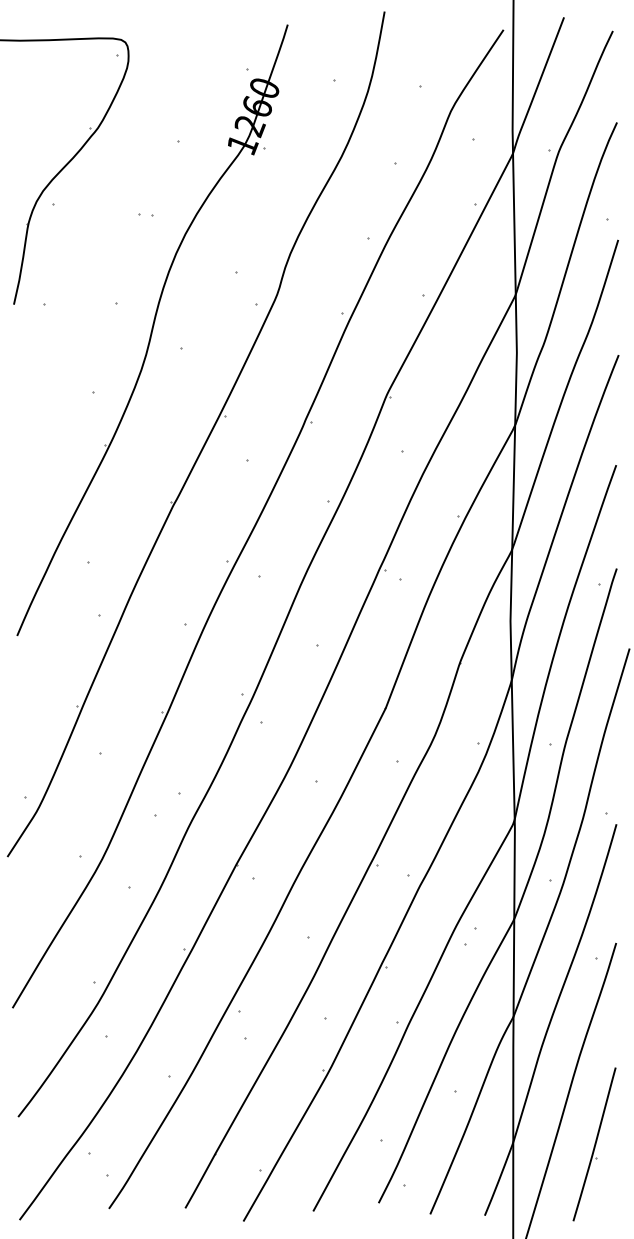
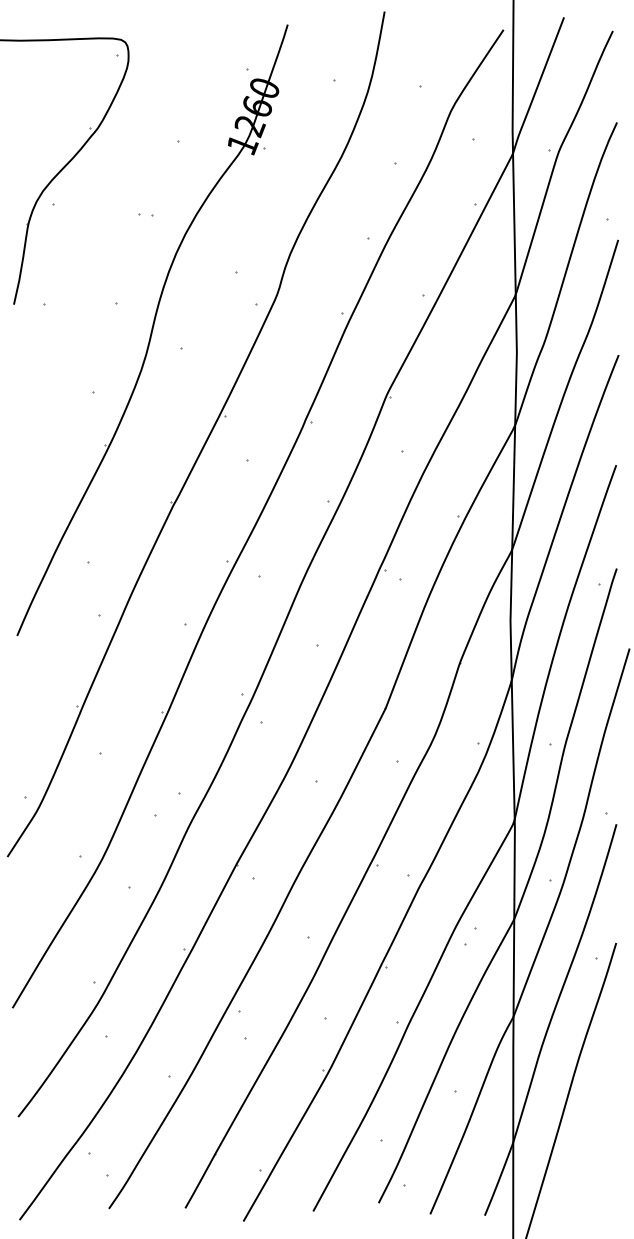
part: present -> none (594, 1144)
